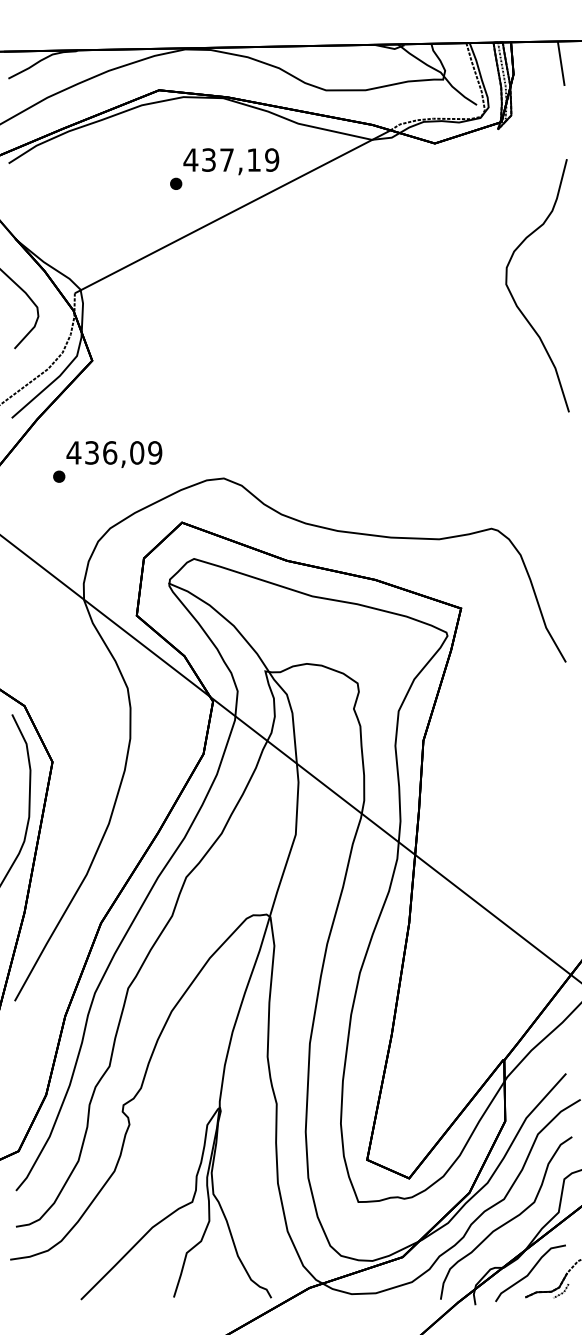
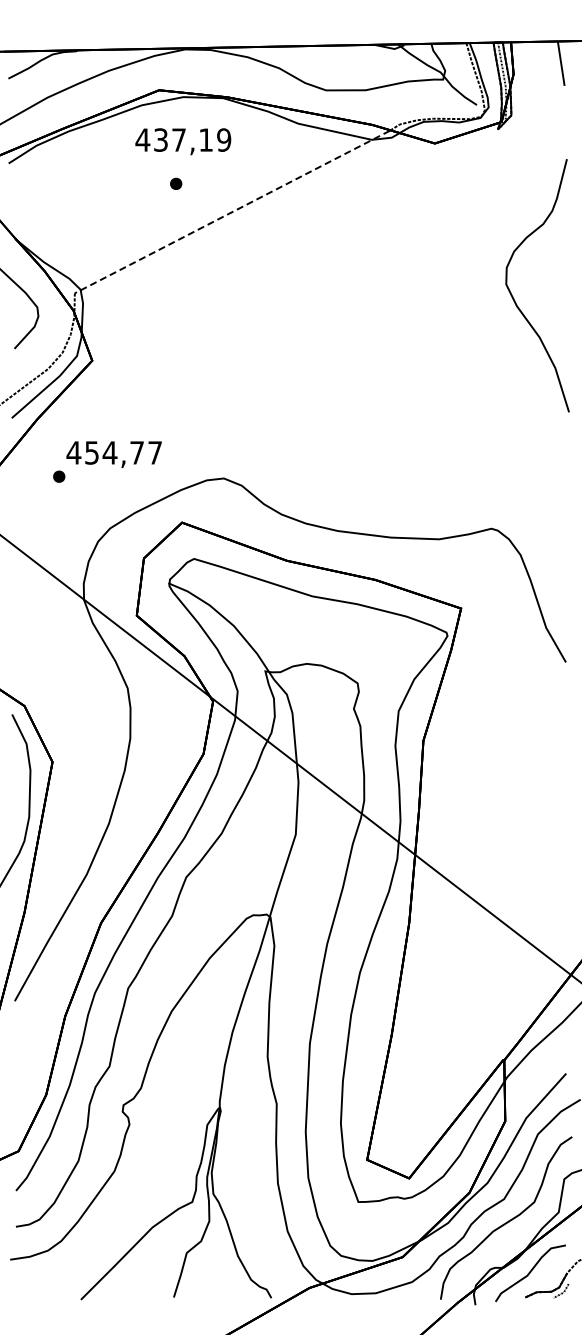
text position: (231, 161) -> (183, 141) (183, 141)
line: solid -> dashed (231, 212)
text: 436,09 -> 454,77 (123, 452)
